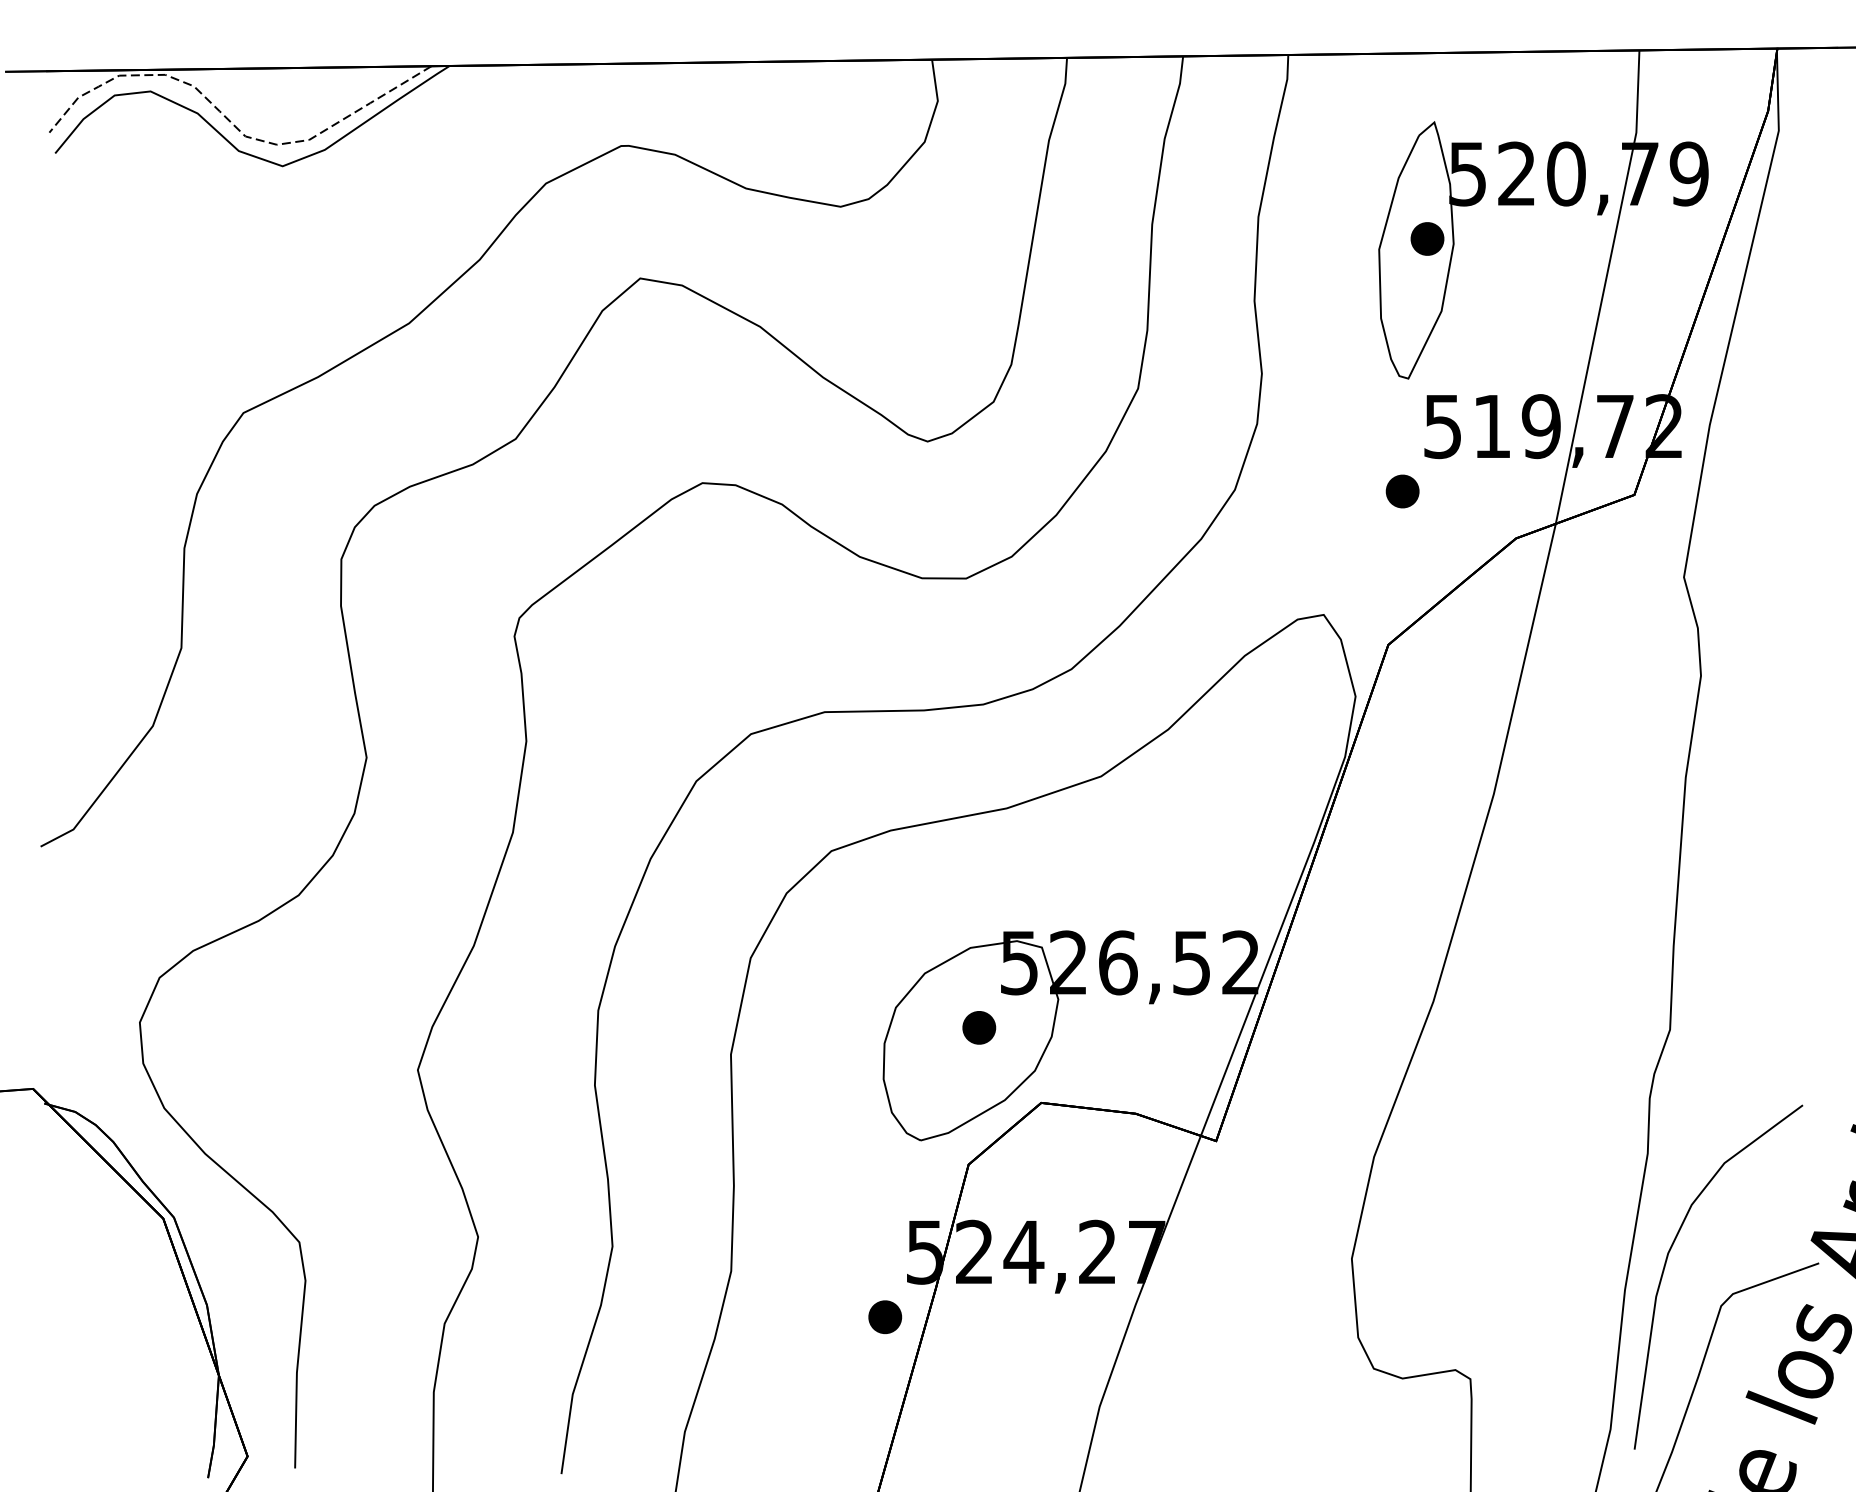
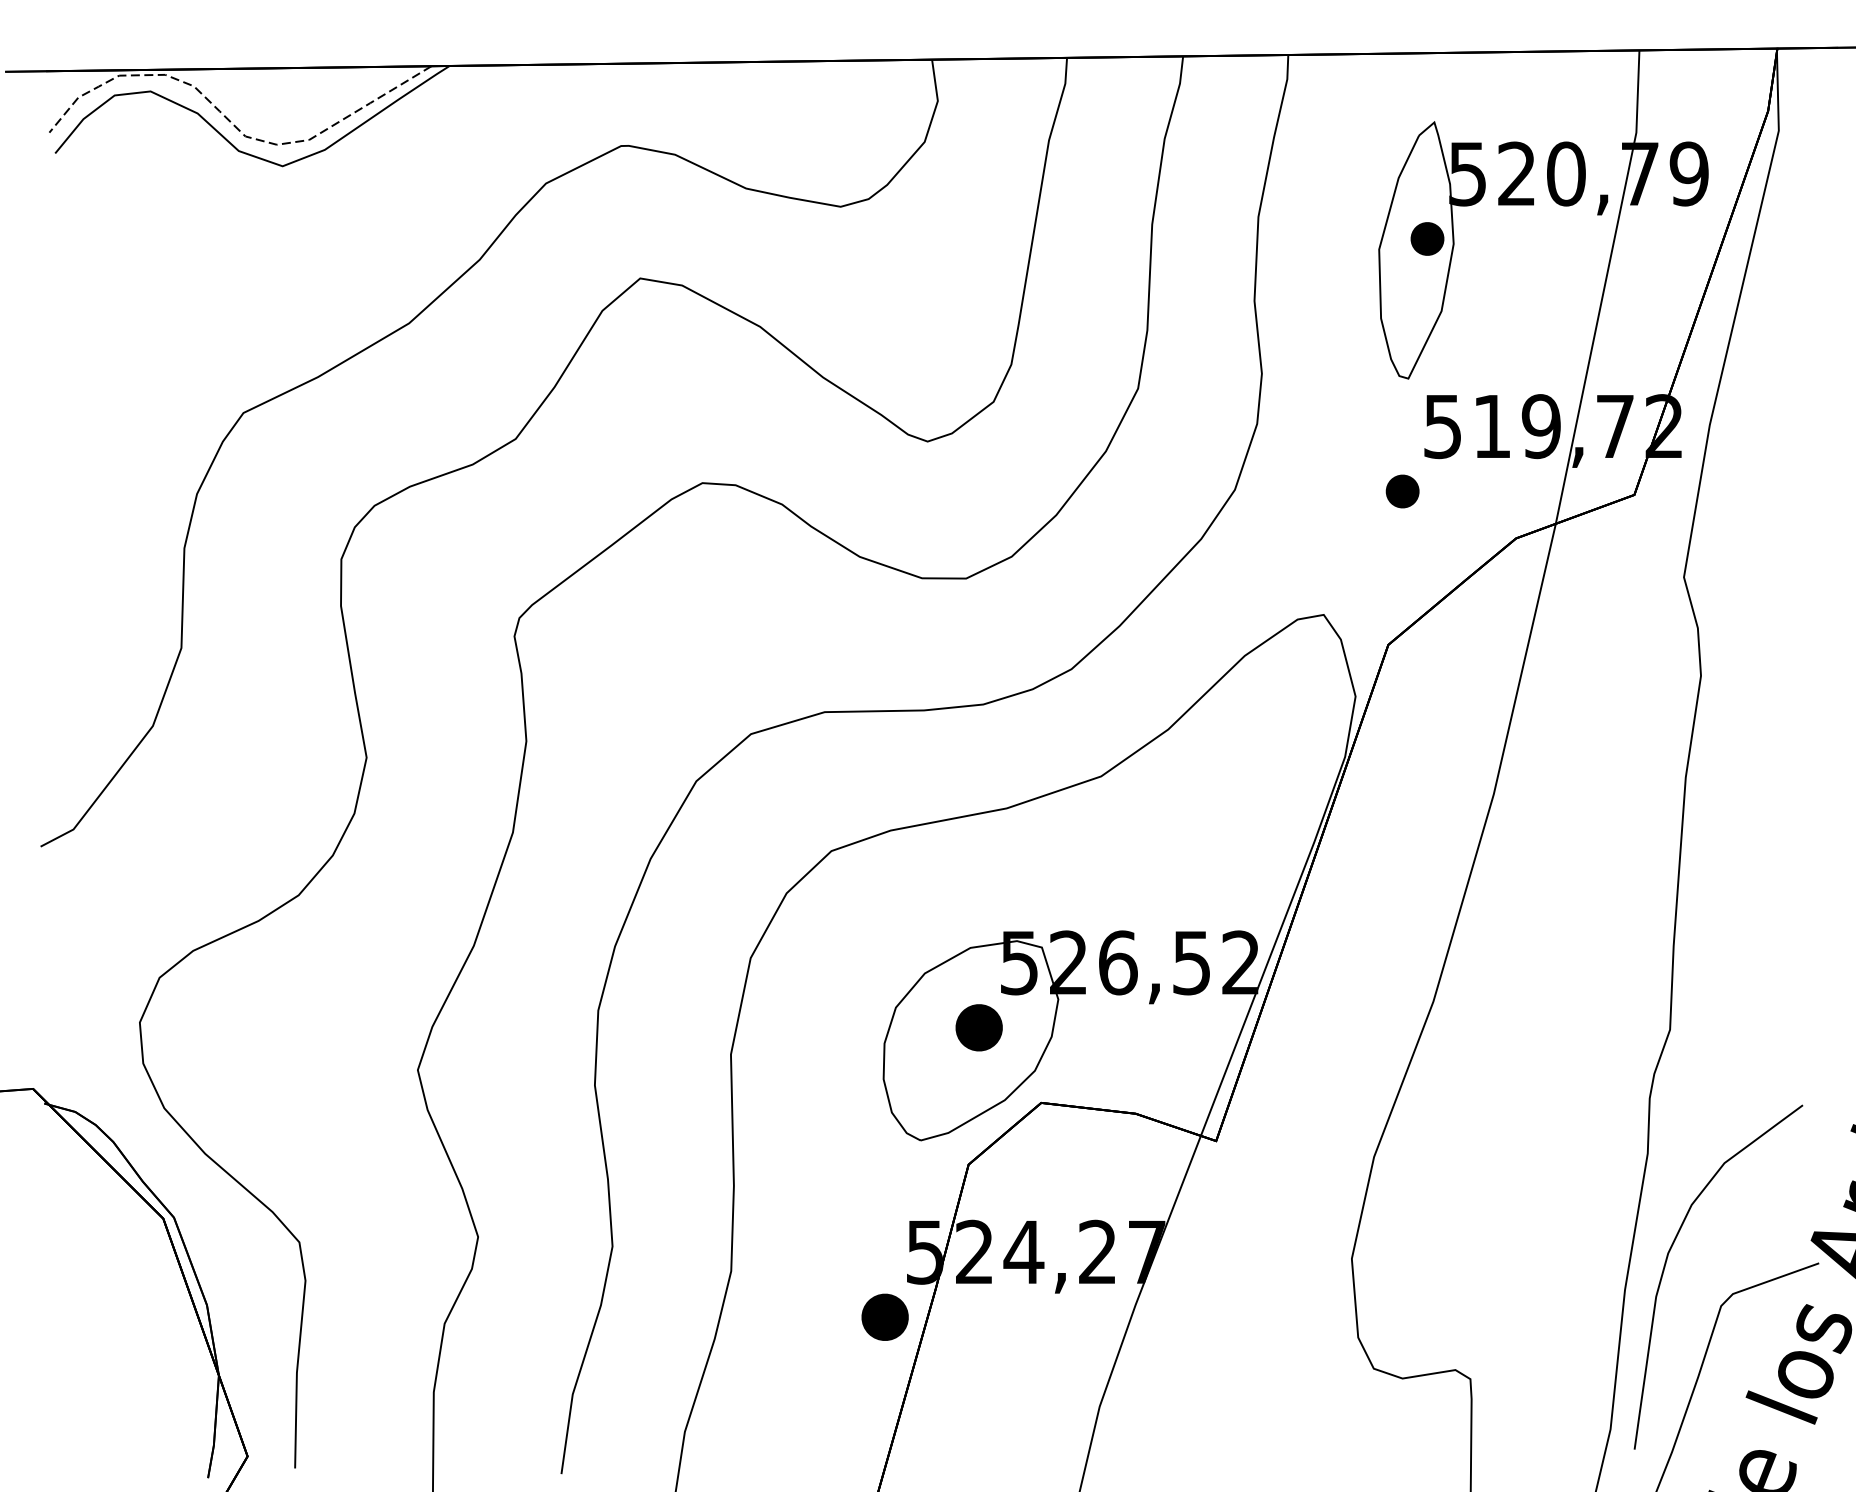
part size: 35x34 px -> 48x48 px (978, 1027)
part size: 35x34 px -> 48x48 px (884, 1316)
